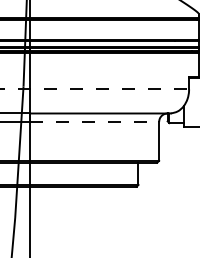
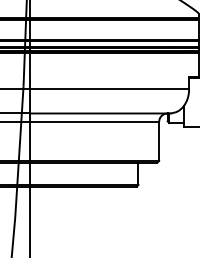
line: dashed -> solid (95, 89)
line: dashed -> solid (95, 122)
